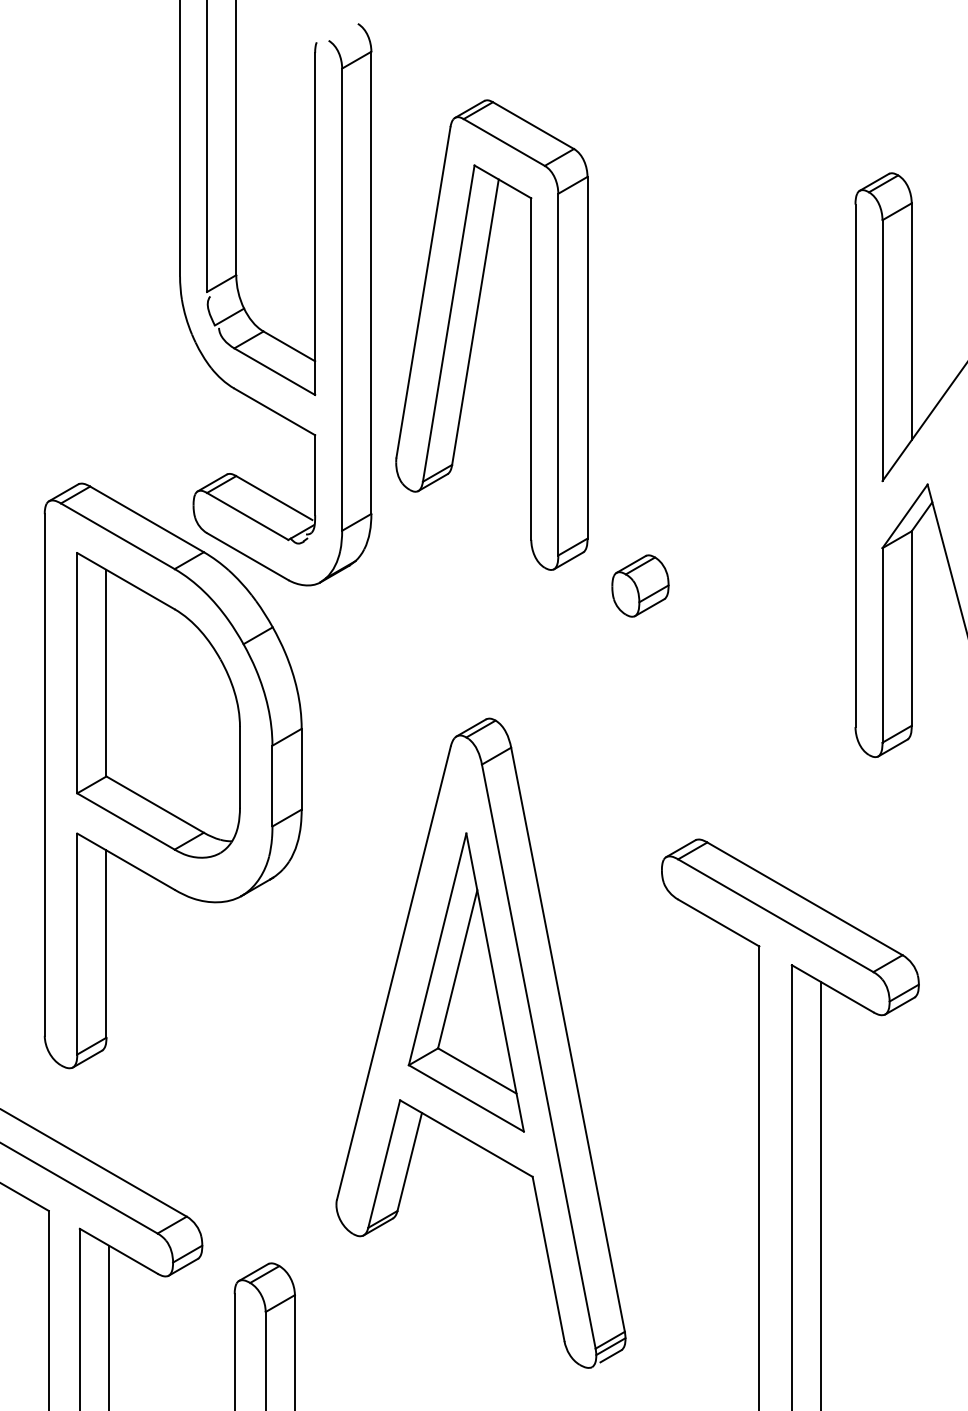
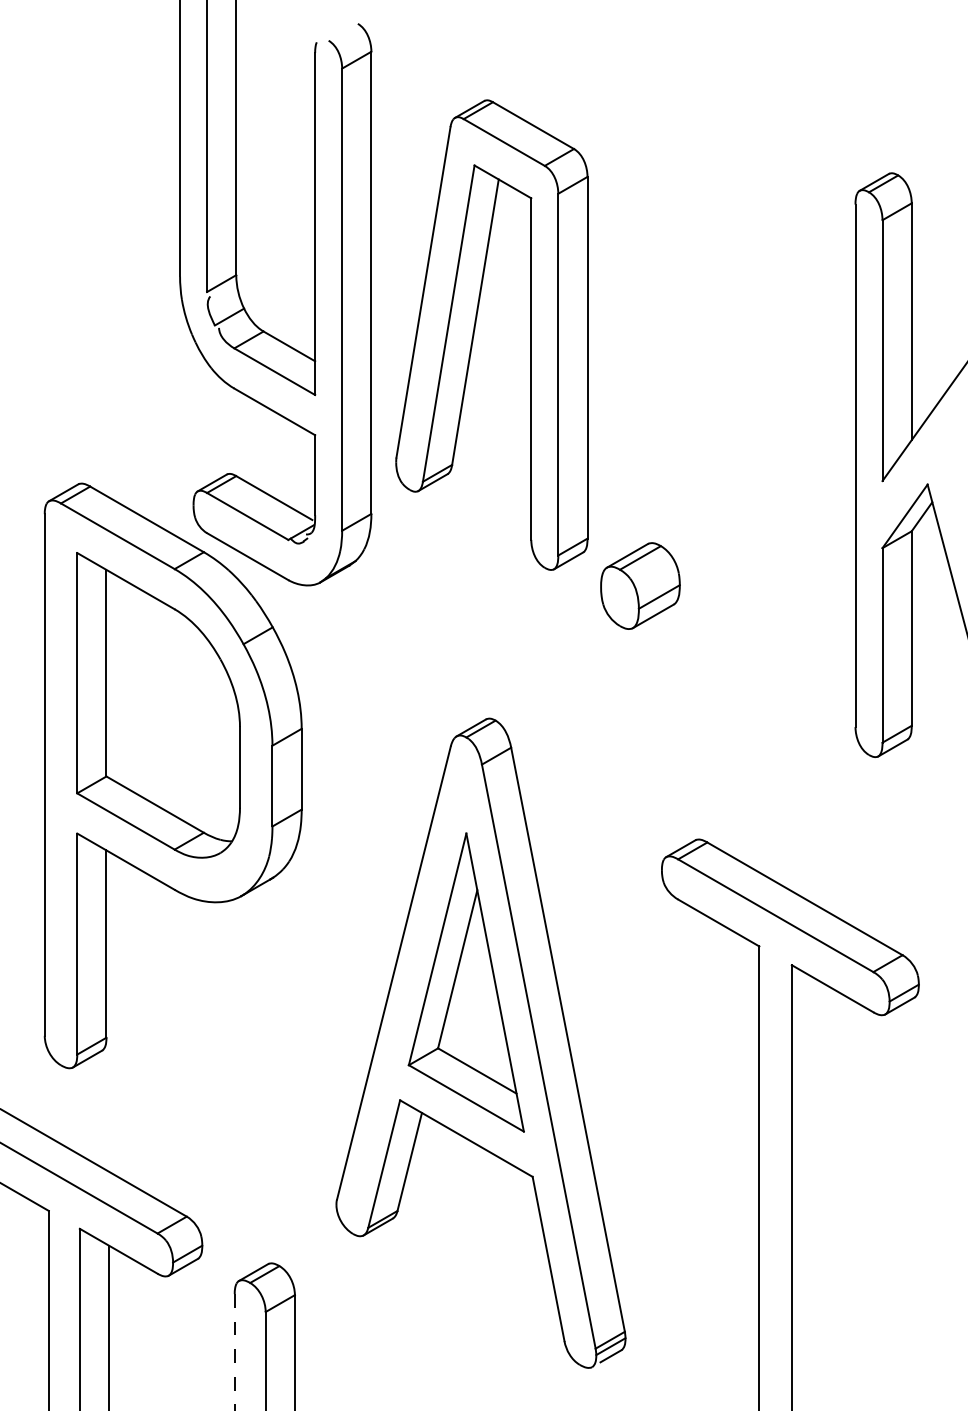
part size: 59x64 px -> 81x88 px (640, 585)
line: present -> none (821, 1194)
line: solid -> dashed (234, 1352)
